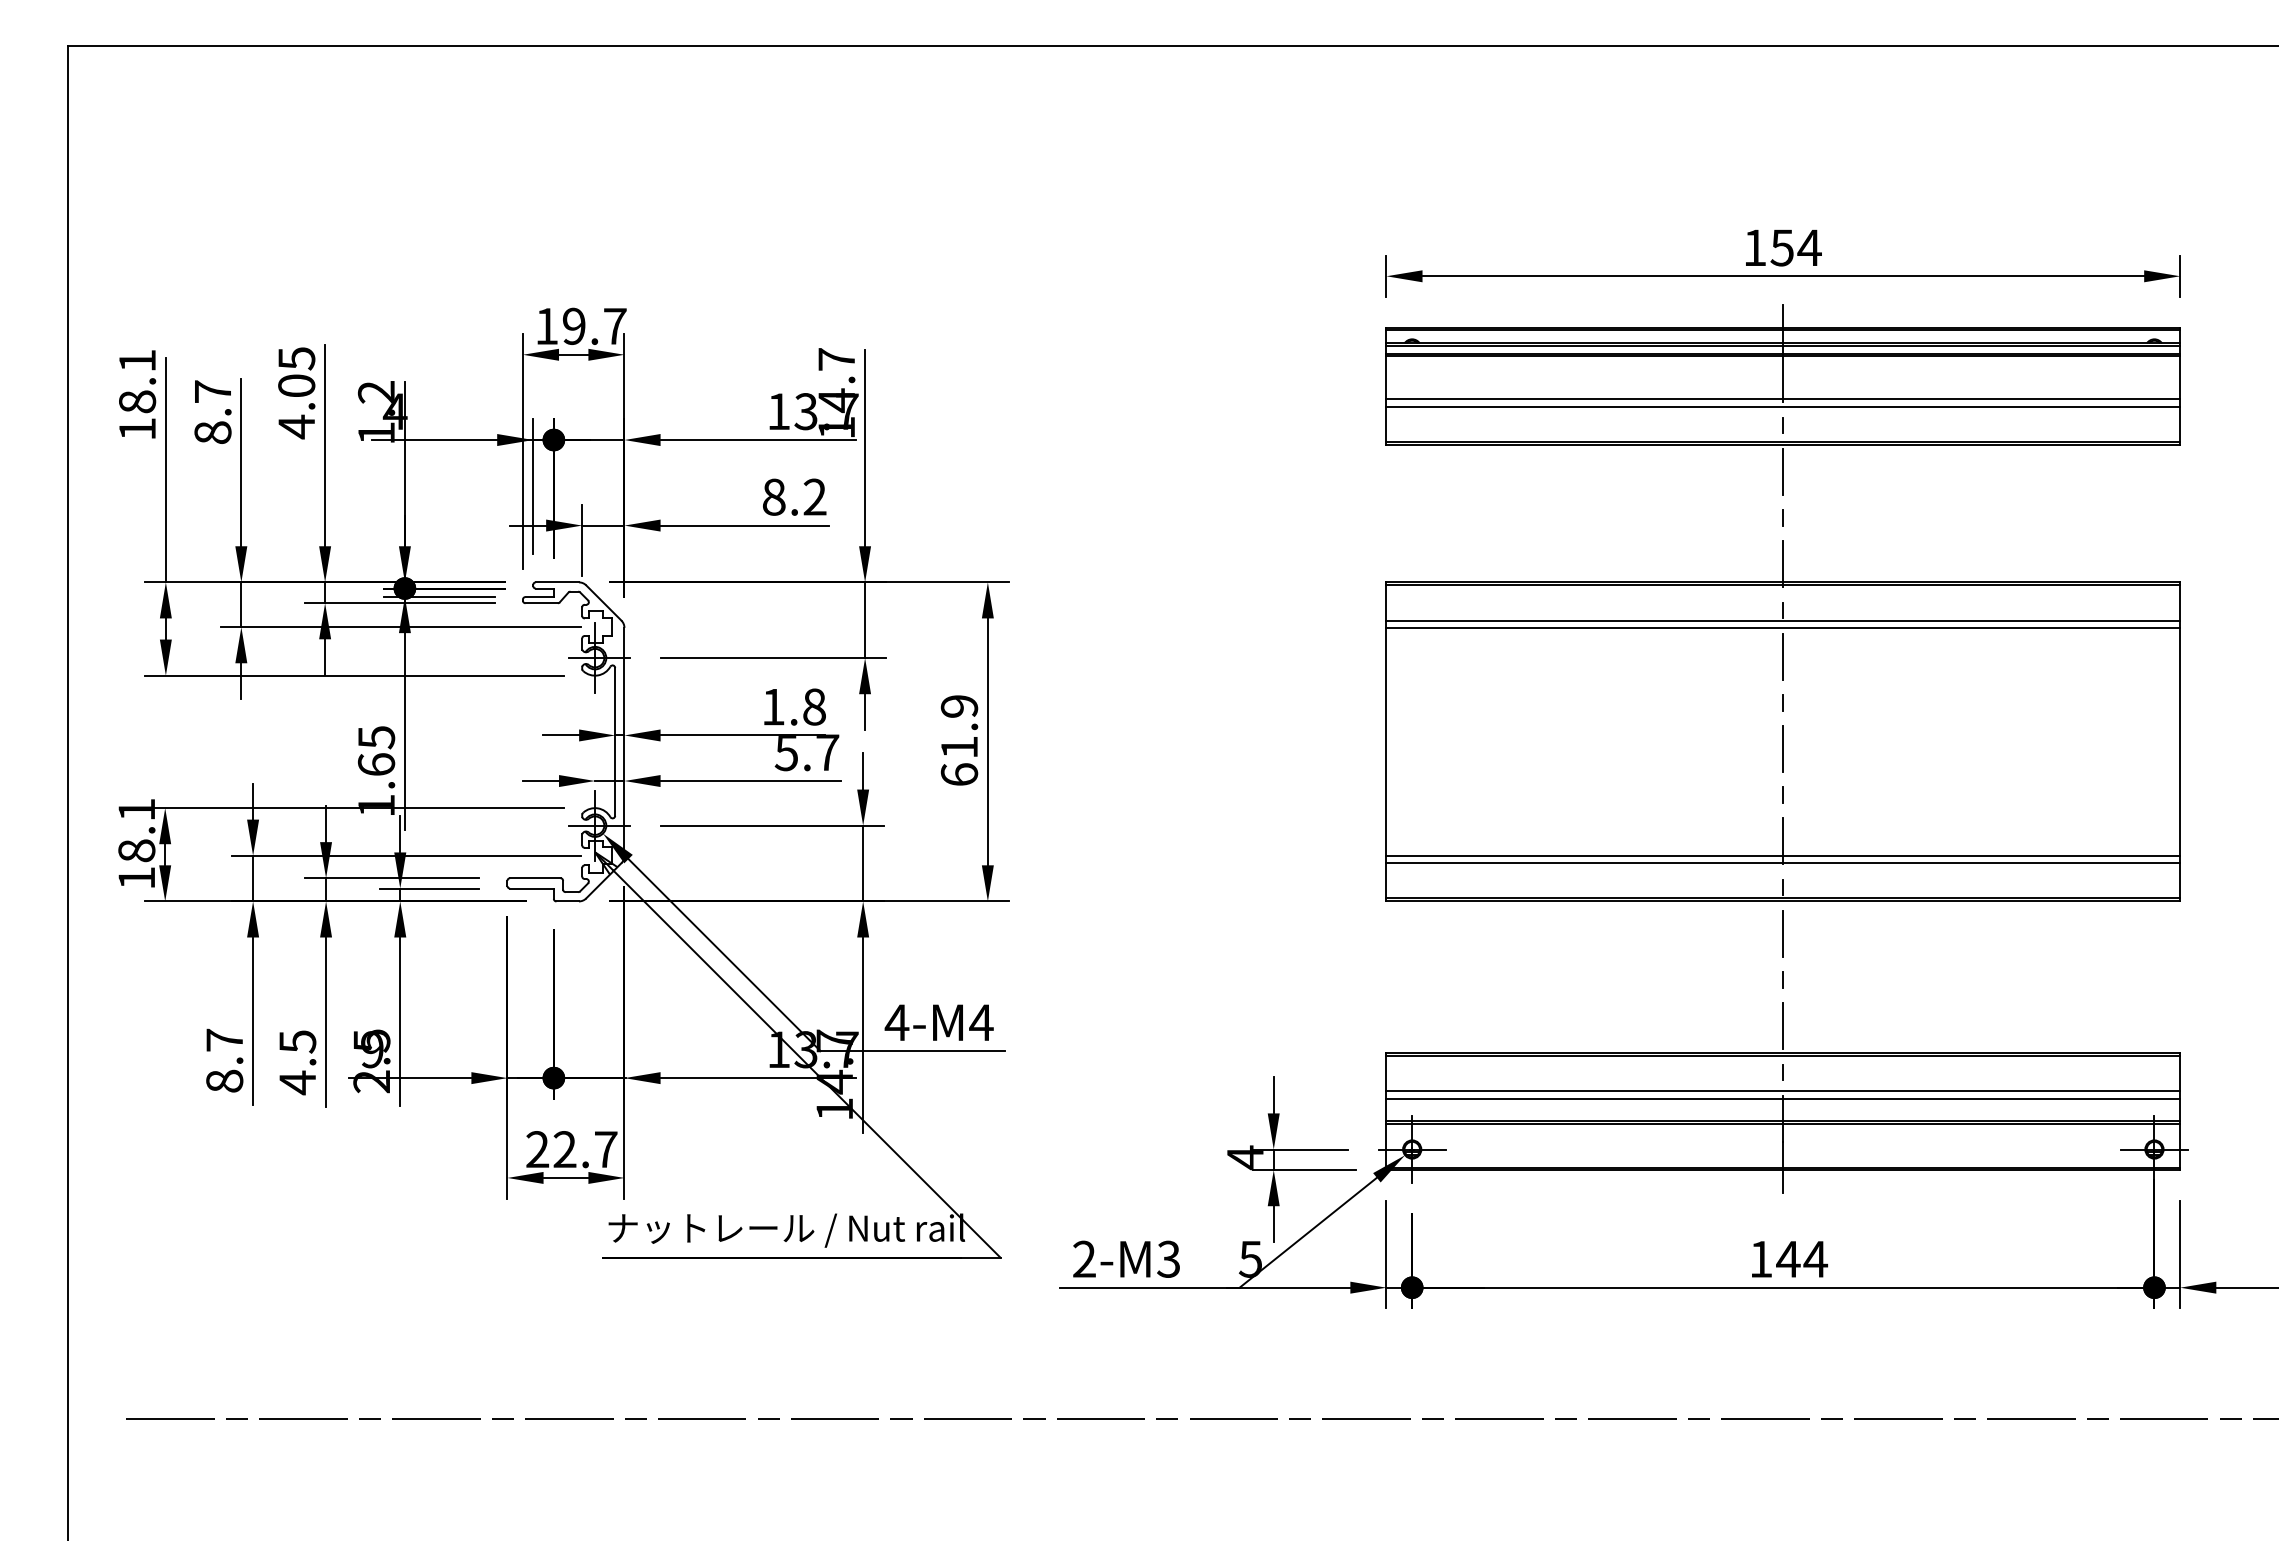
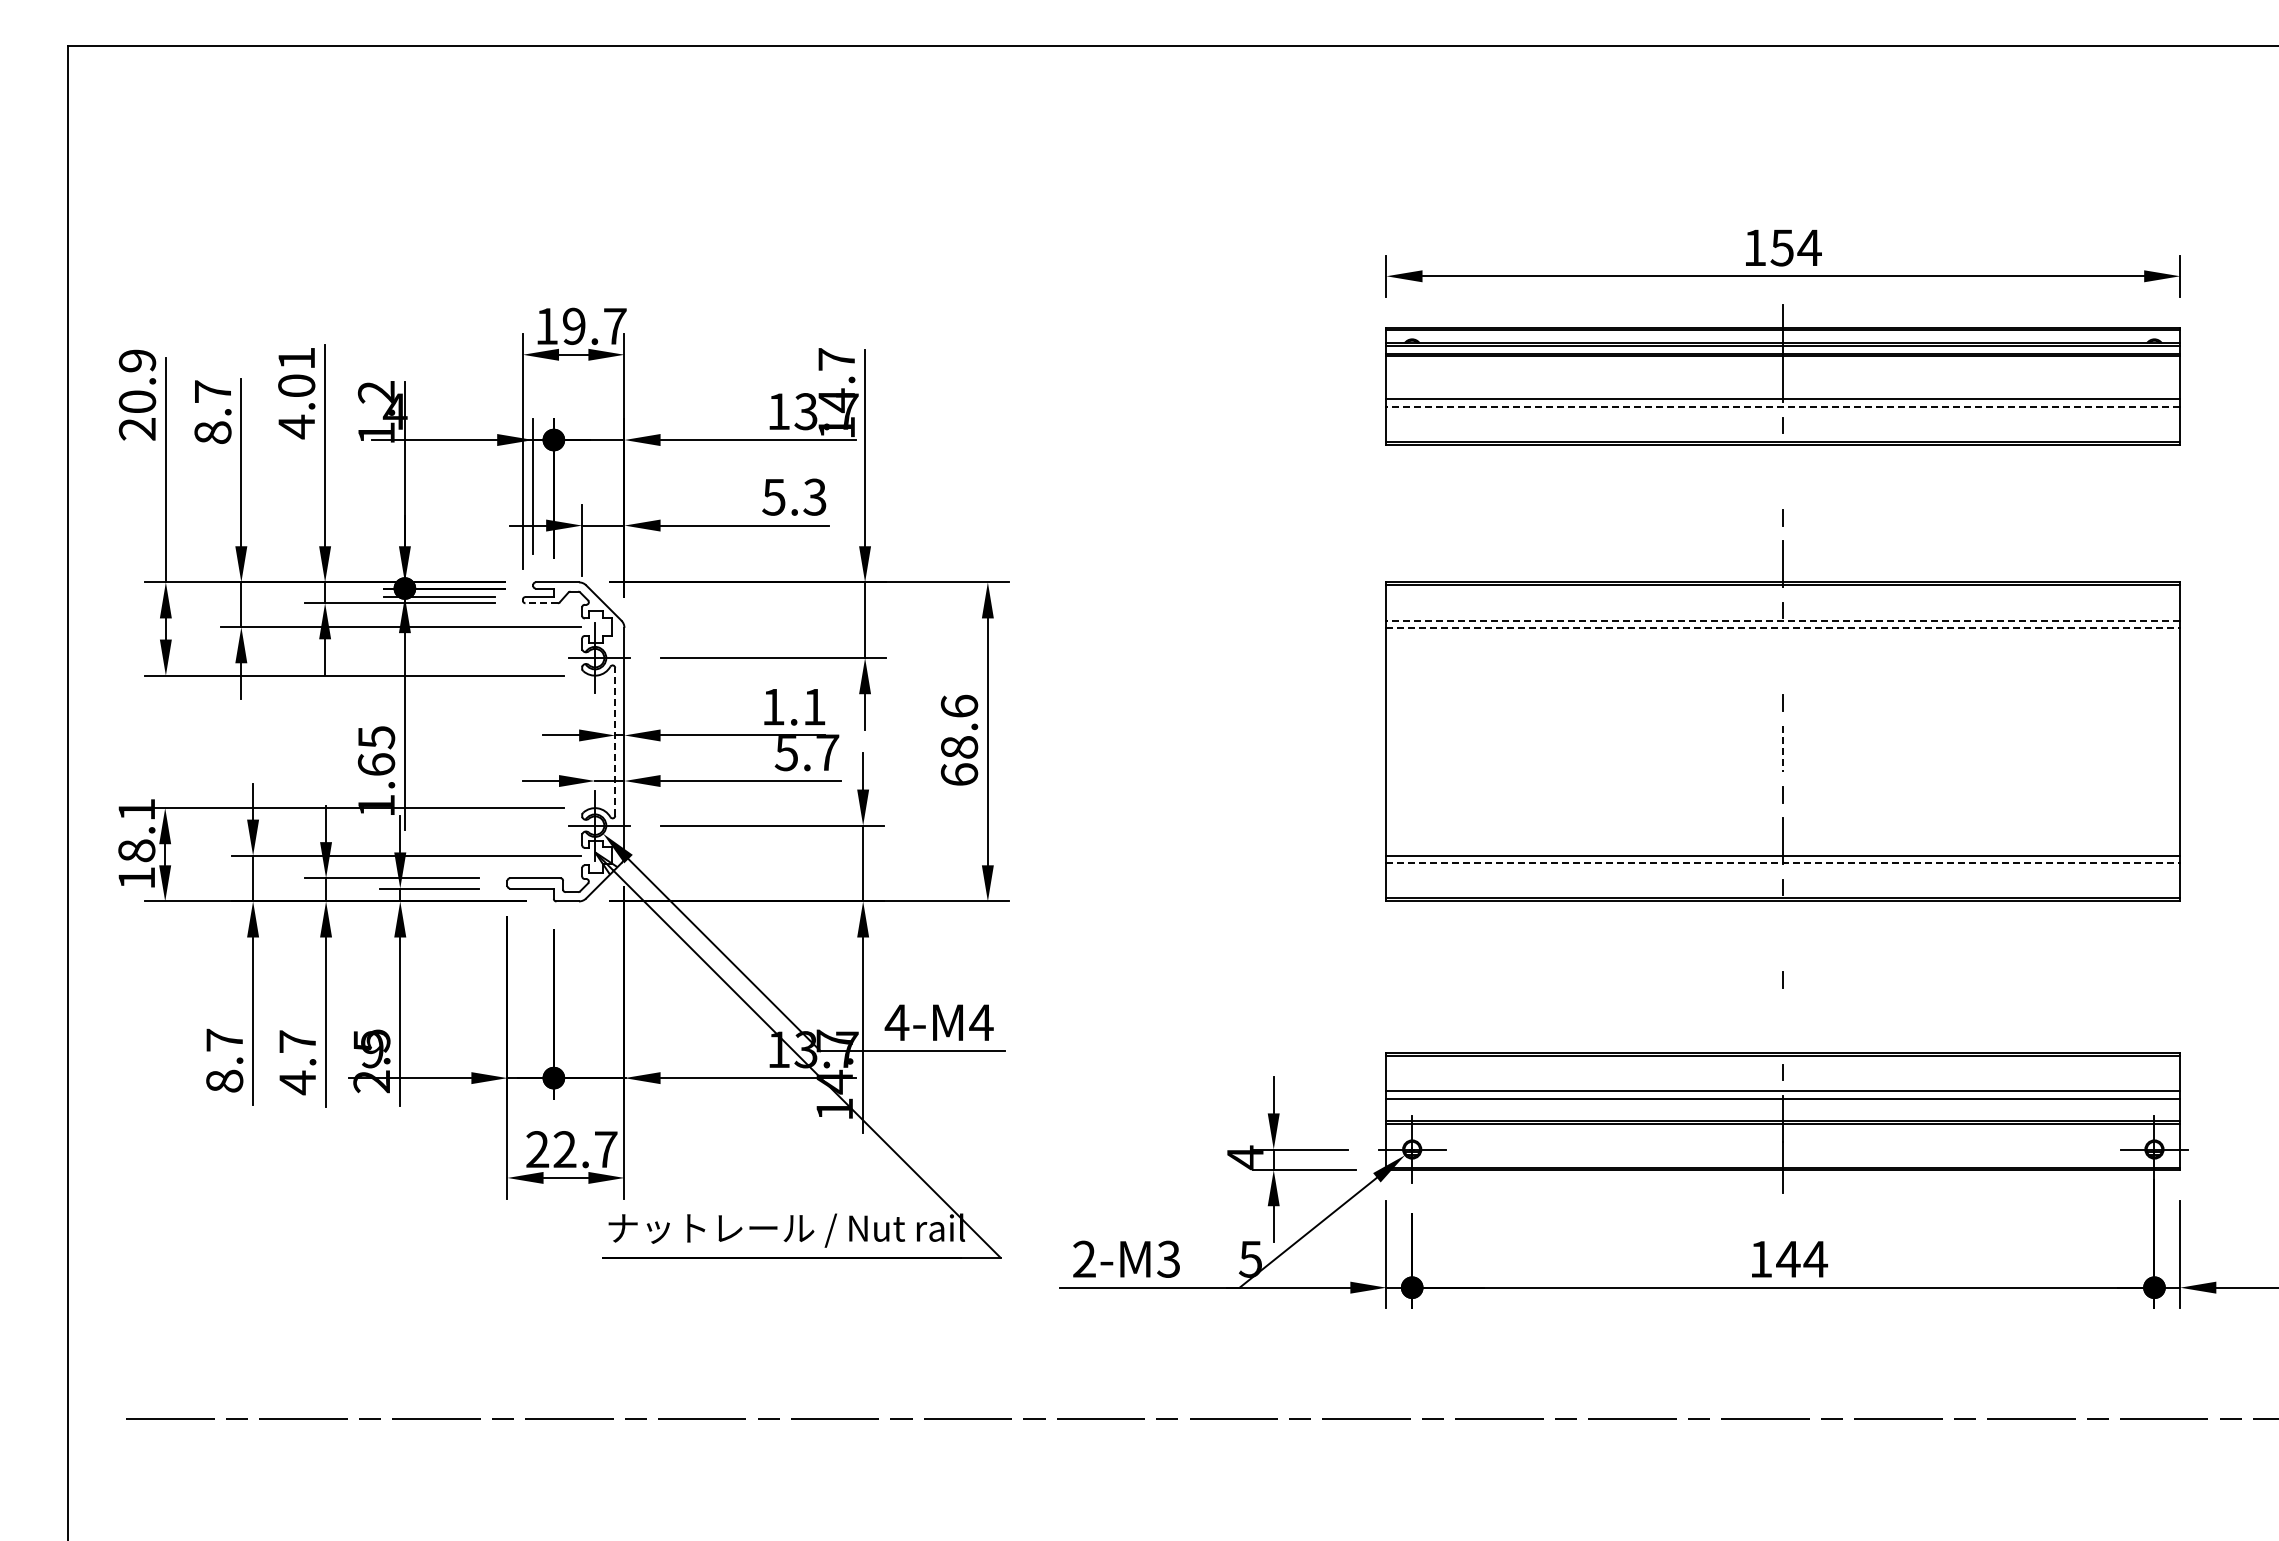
text: 4.05 -> 4.01 (296, 358)
text: 18.1 -> 20.9 (137, 394)
line: solid -> dashed (1783, 406)
line: present -> none (1783, 471)
text: 8.2 -> 5.3 (794, 496)
line: solid -> dashed (541, 603)
line: solid -> dashed (1783, 620)
line: solid -> dashed (1783, 627)
line: present -> none (1783, 656)
text: 1.8 -> 1.1 (814, 706)
text: 61.9 -> 68.6 (959, 726)
line: solid -> dashed (615, 741)
line: solid -> dashed (1783, 749)
line: solid -> dashed (1783, 863)
line: present -> none (1783, 933)
line: present -> none (1783, 1026)
text: 4.5 -> 4.7 (297, 1041)
